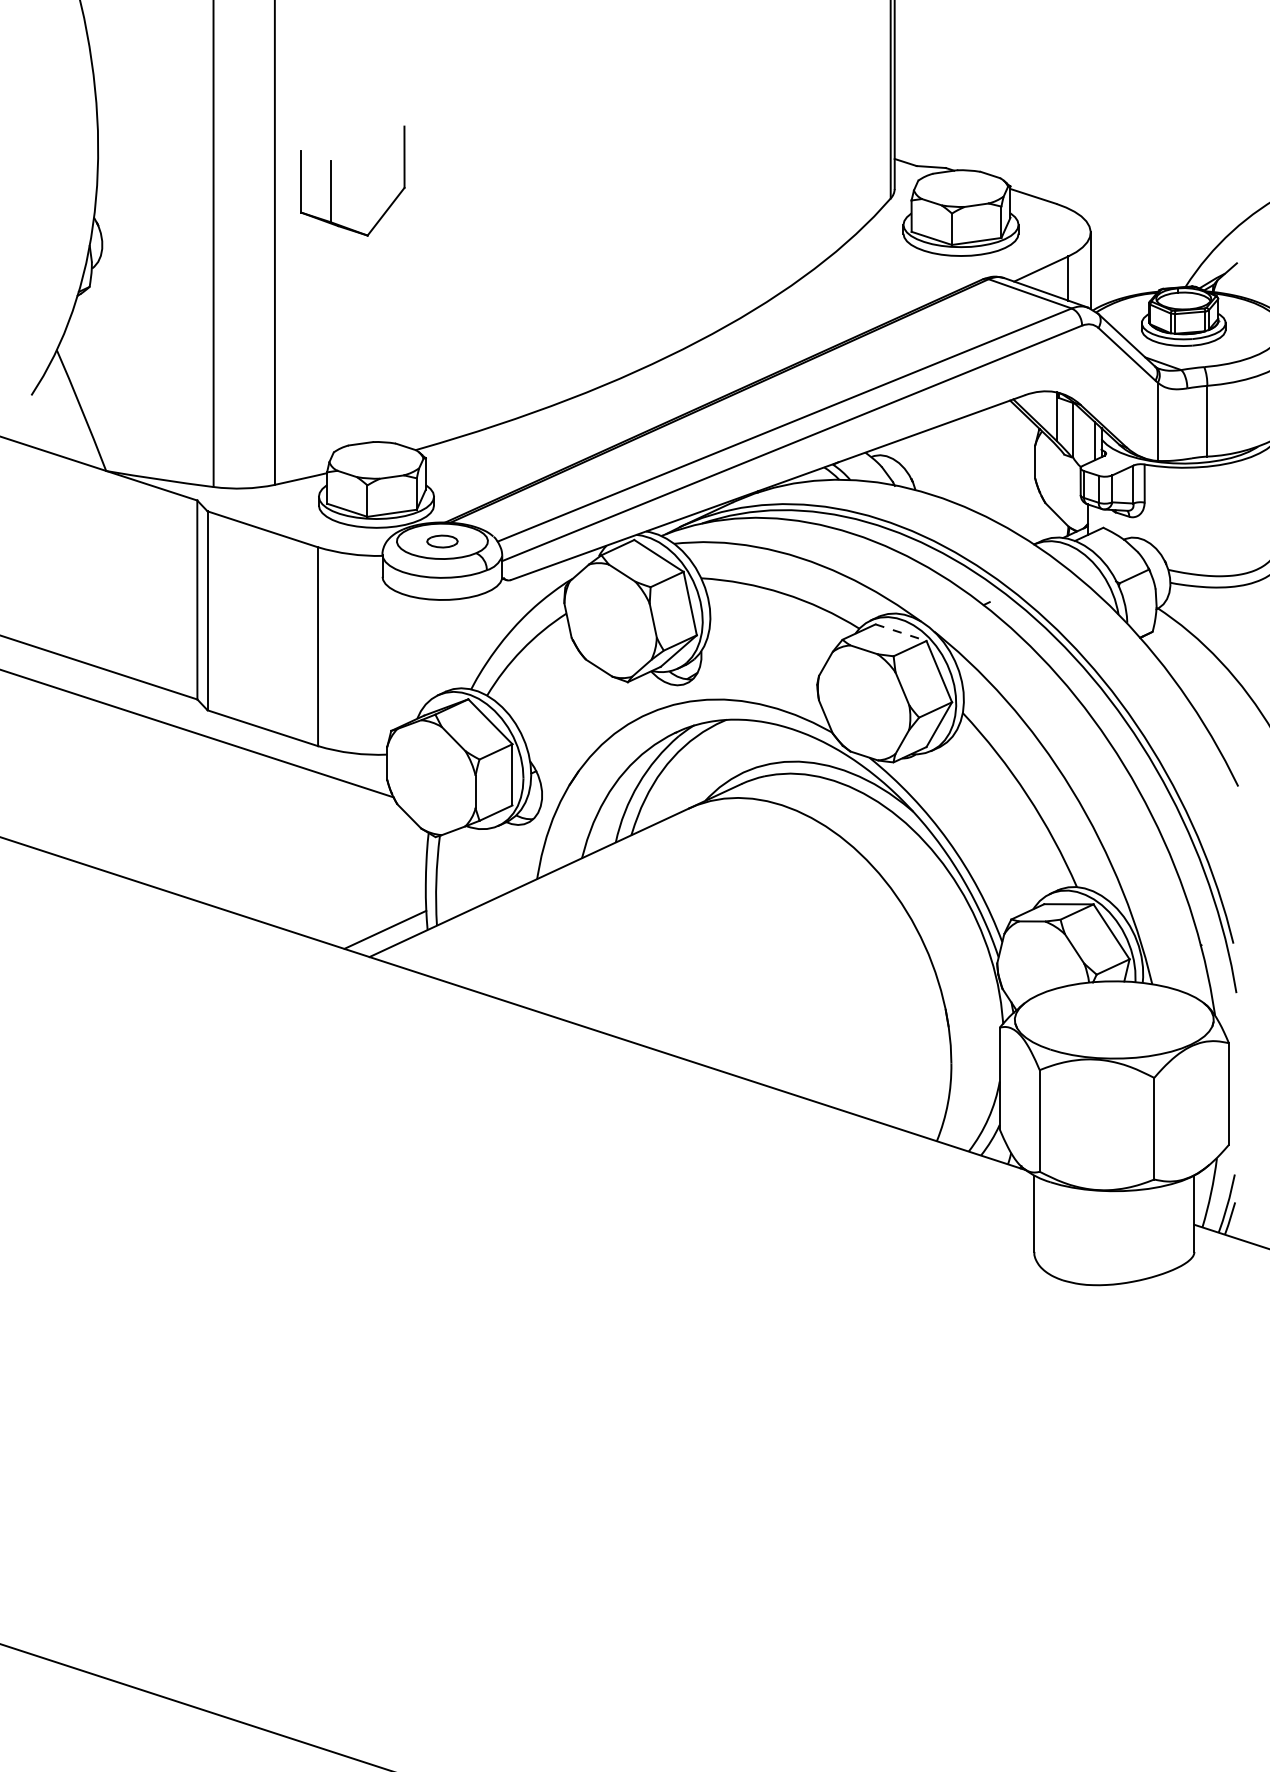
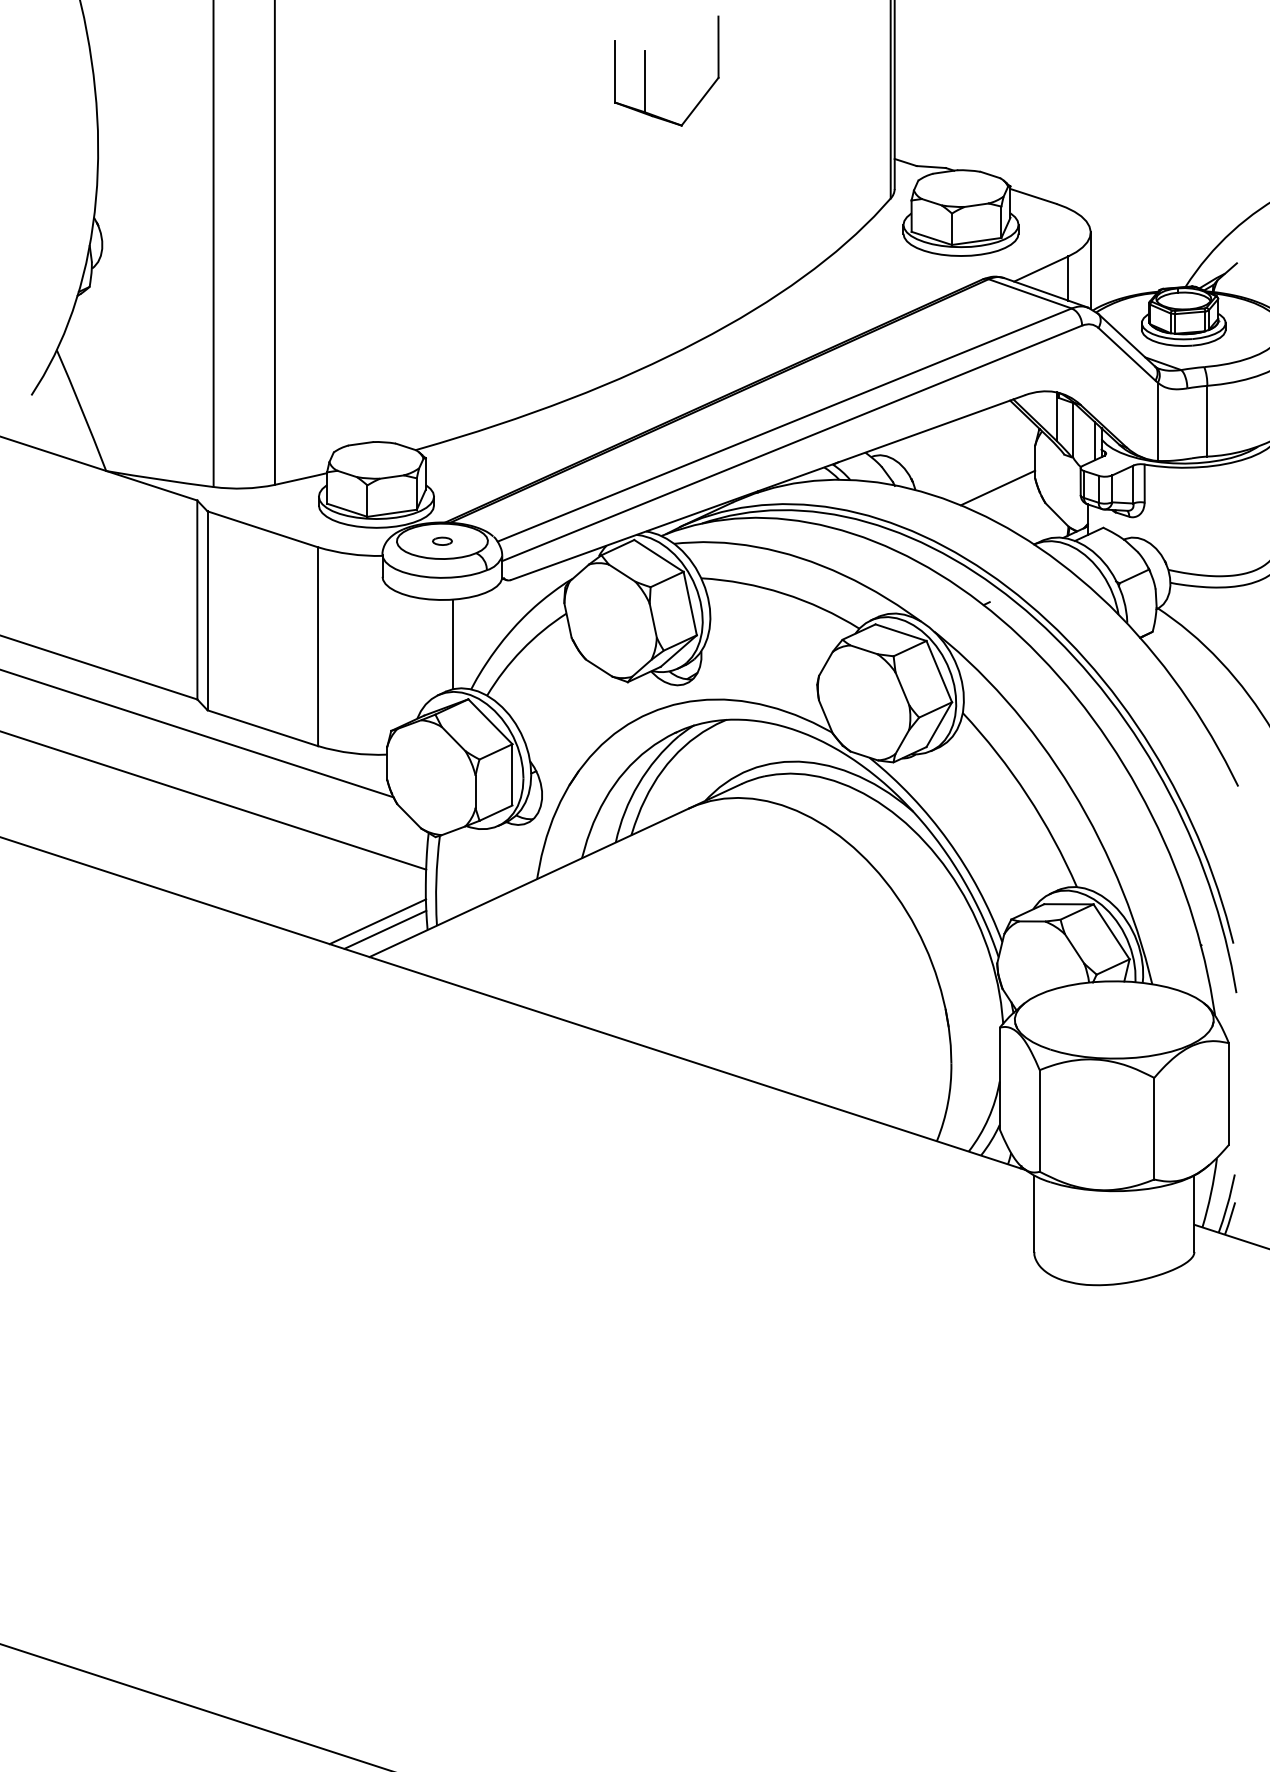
part position: (331, 180) -> (645, 70) (645, 70)
line: none -> present (997, 487)
part size: 33x15 px -> 21x10 px (442, 540)
line: dashed -> solid (901, 632)
line: none -> present (453, 644)
line: none -> present (214, 800)
line: none -> present (377, 921)
